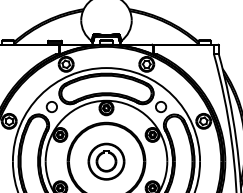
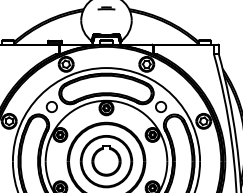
part: none -> present (106, 8)
part size: 39x39 px -> 55x54 px (106, 161)
